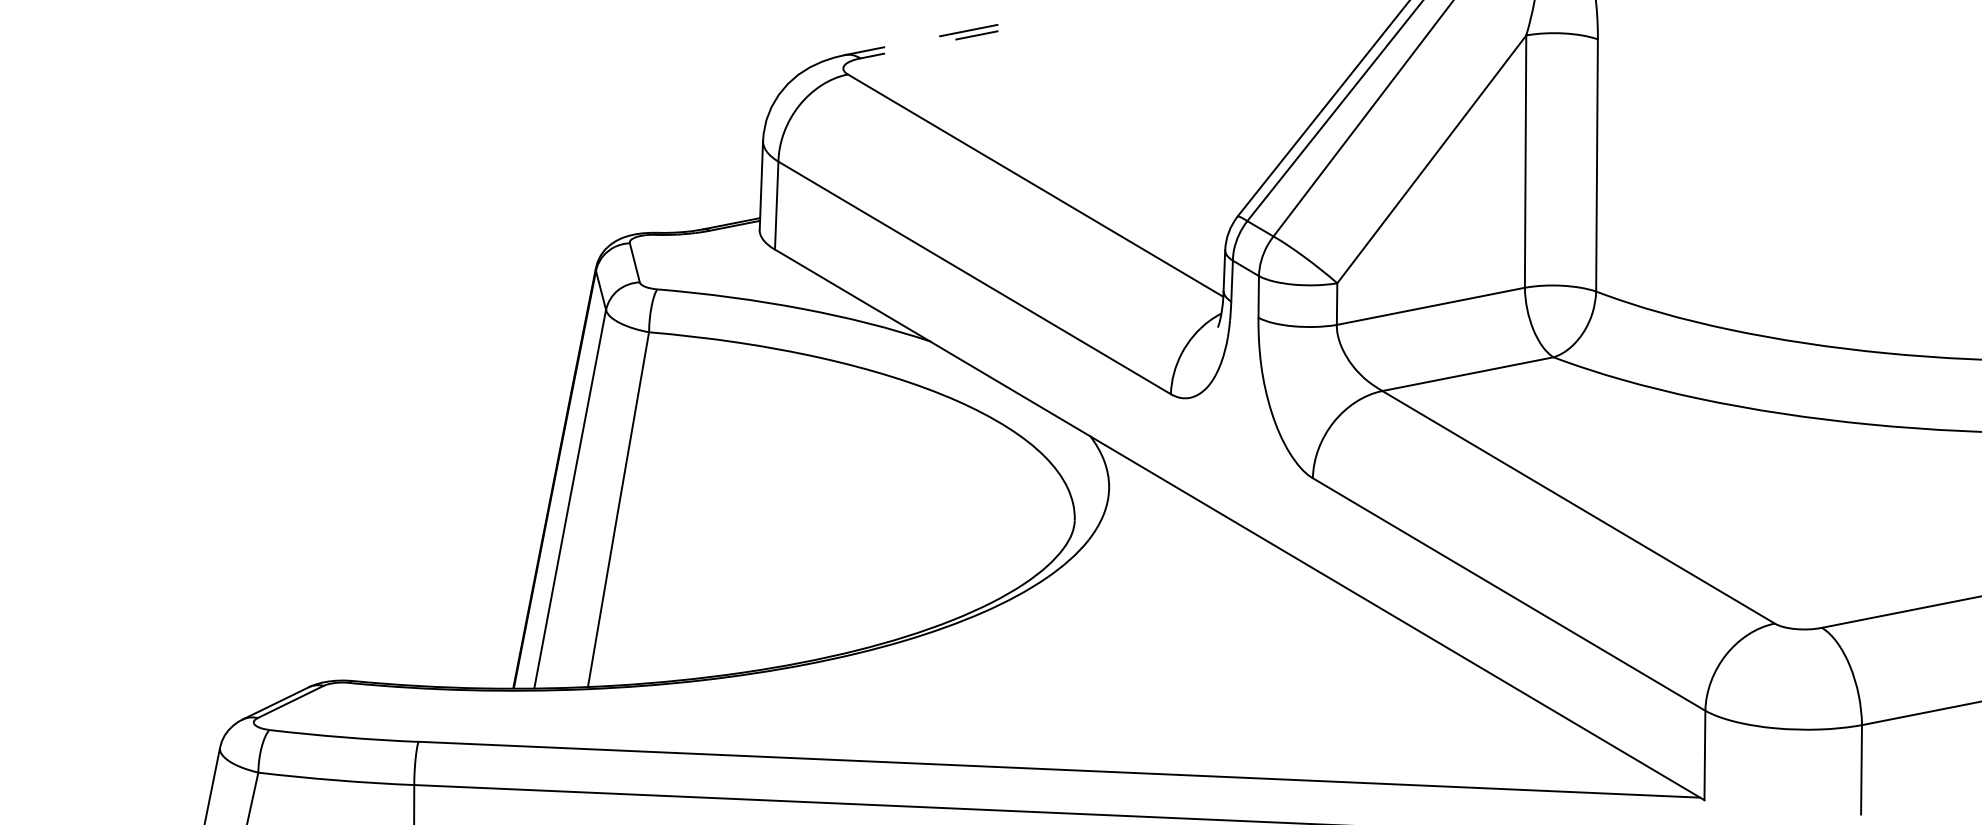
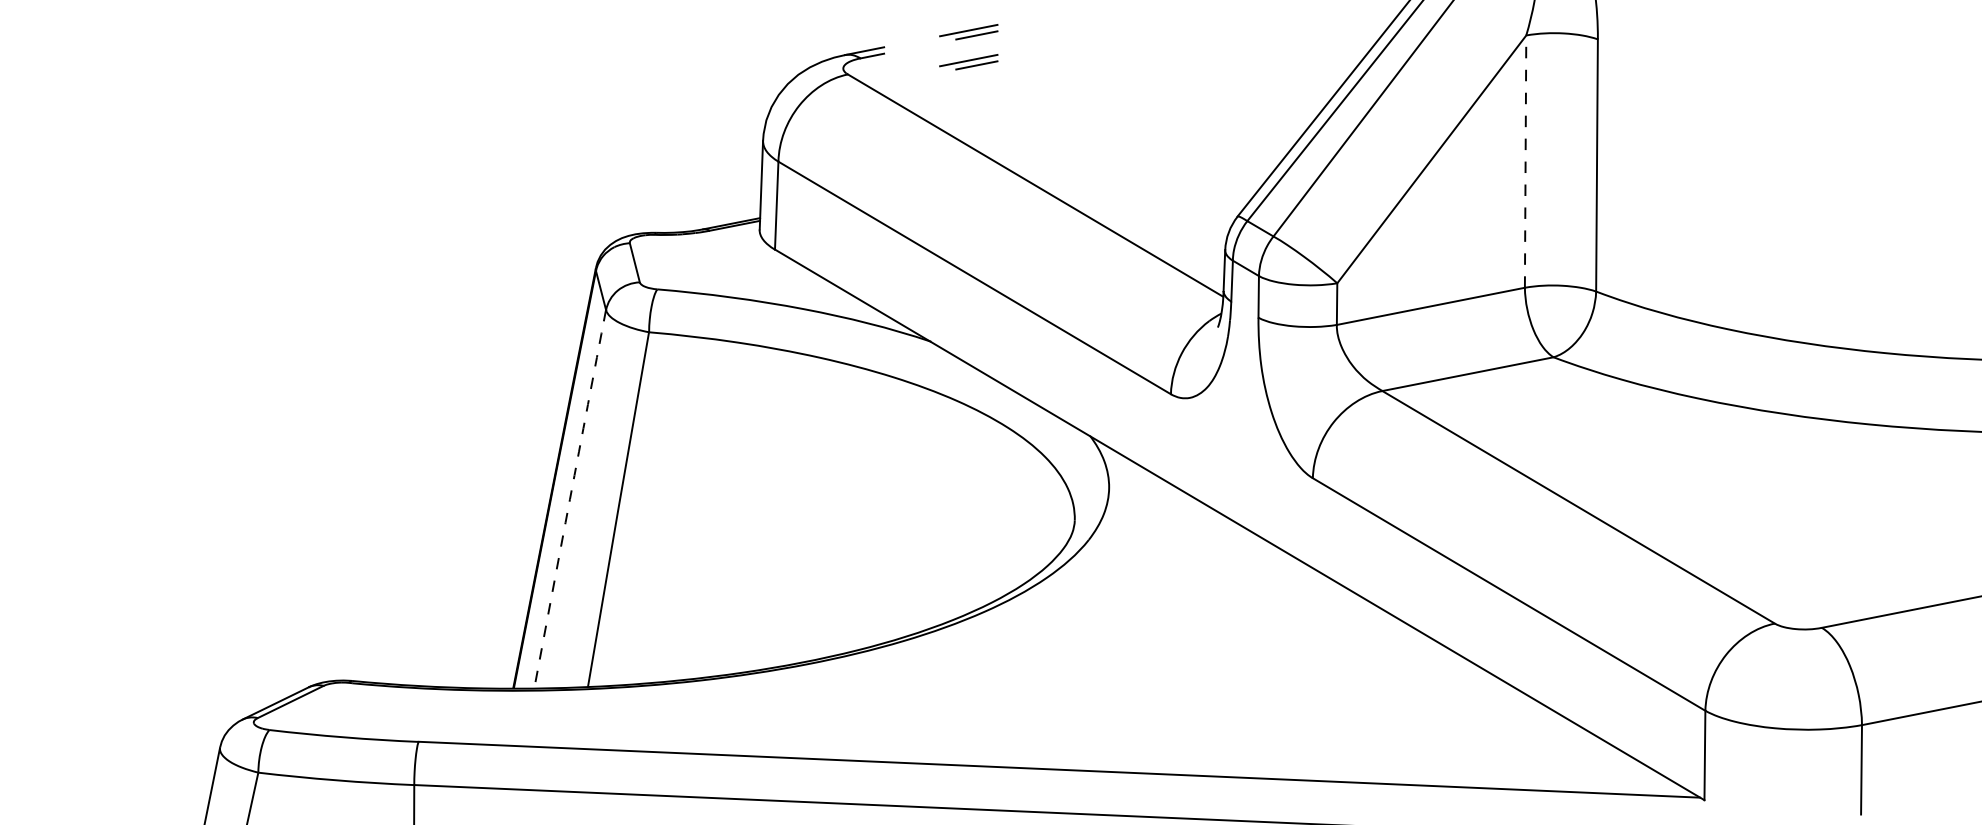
part: none -> present (968, 62)
line: solid -> dashed (1525, 161)
arc: solid -> dashed (570, 499)
